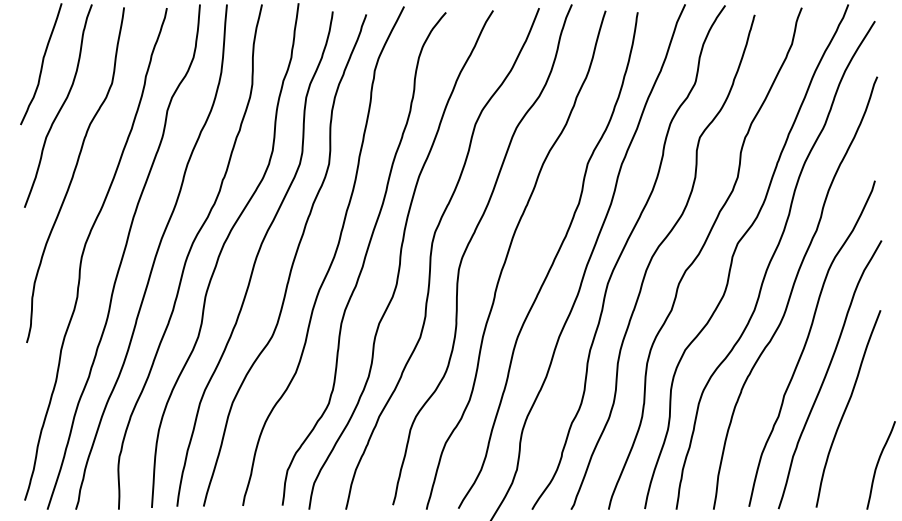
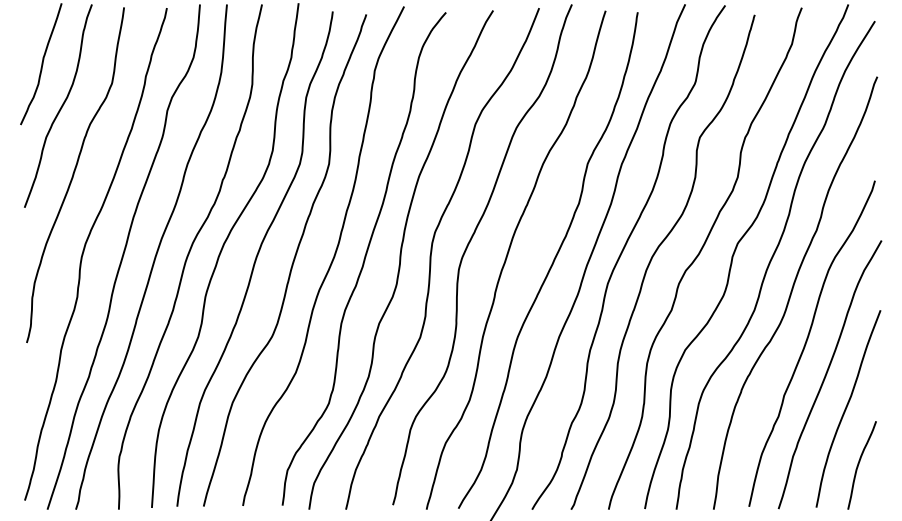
curve position: (878, 464) -> (859, 464) (859, 464)
